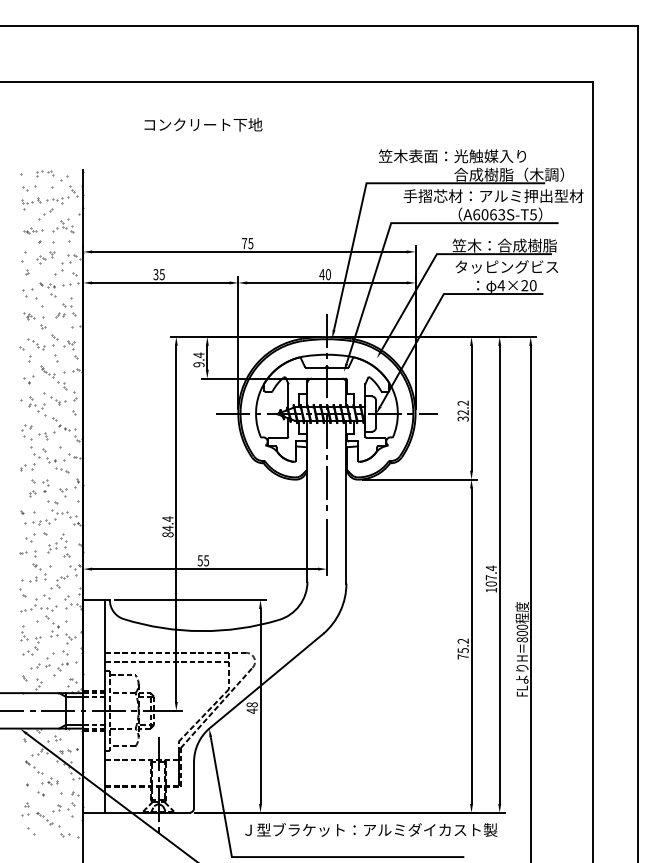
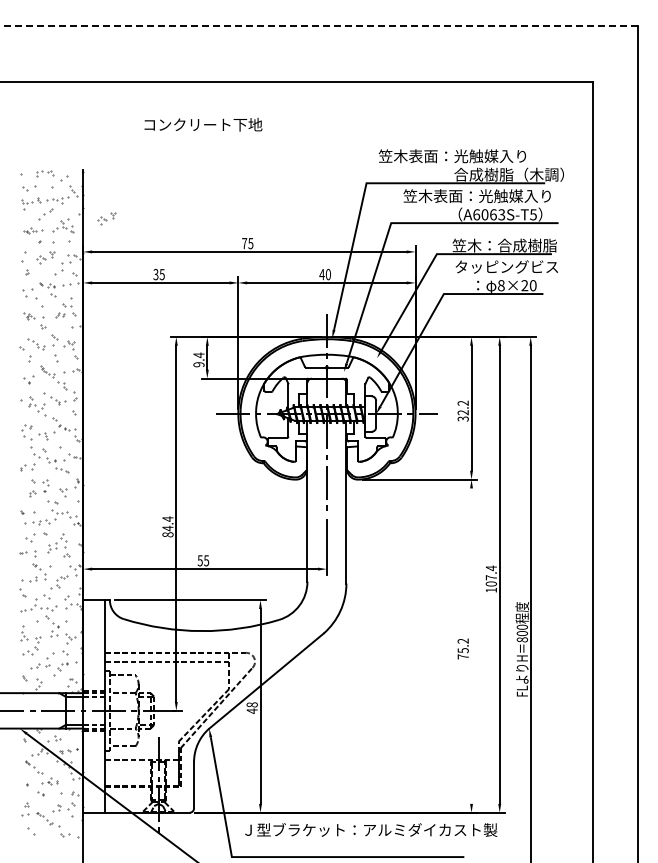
line: solid -> dashed (319, 25)
text: 手摺芯材：アルミ押出型材 -> 笠木表面：光触媒入り (493, 196)
part: none -> present (106, 218)
text: 4×20 -> 8×20 (501, 285)
line: present -> none (471, 645)
